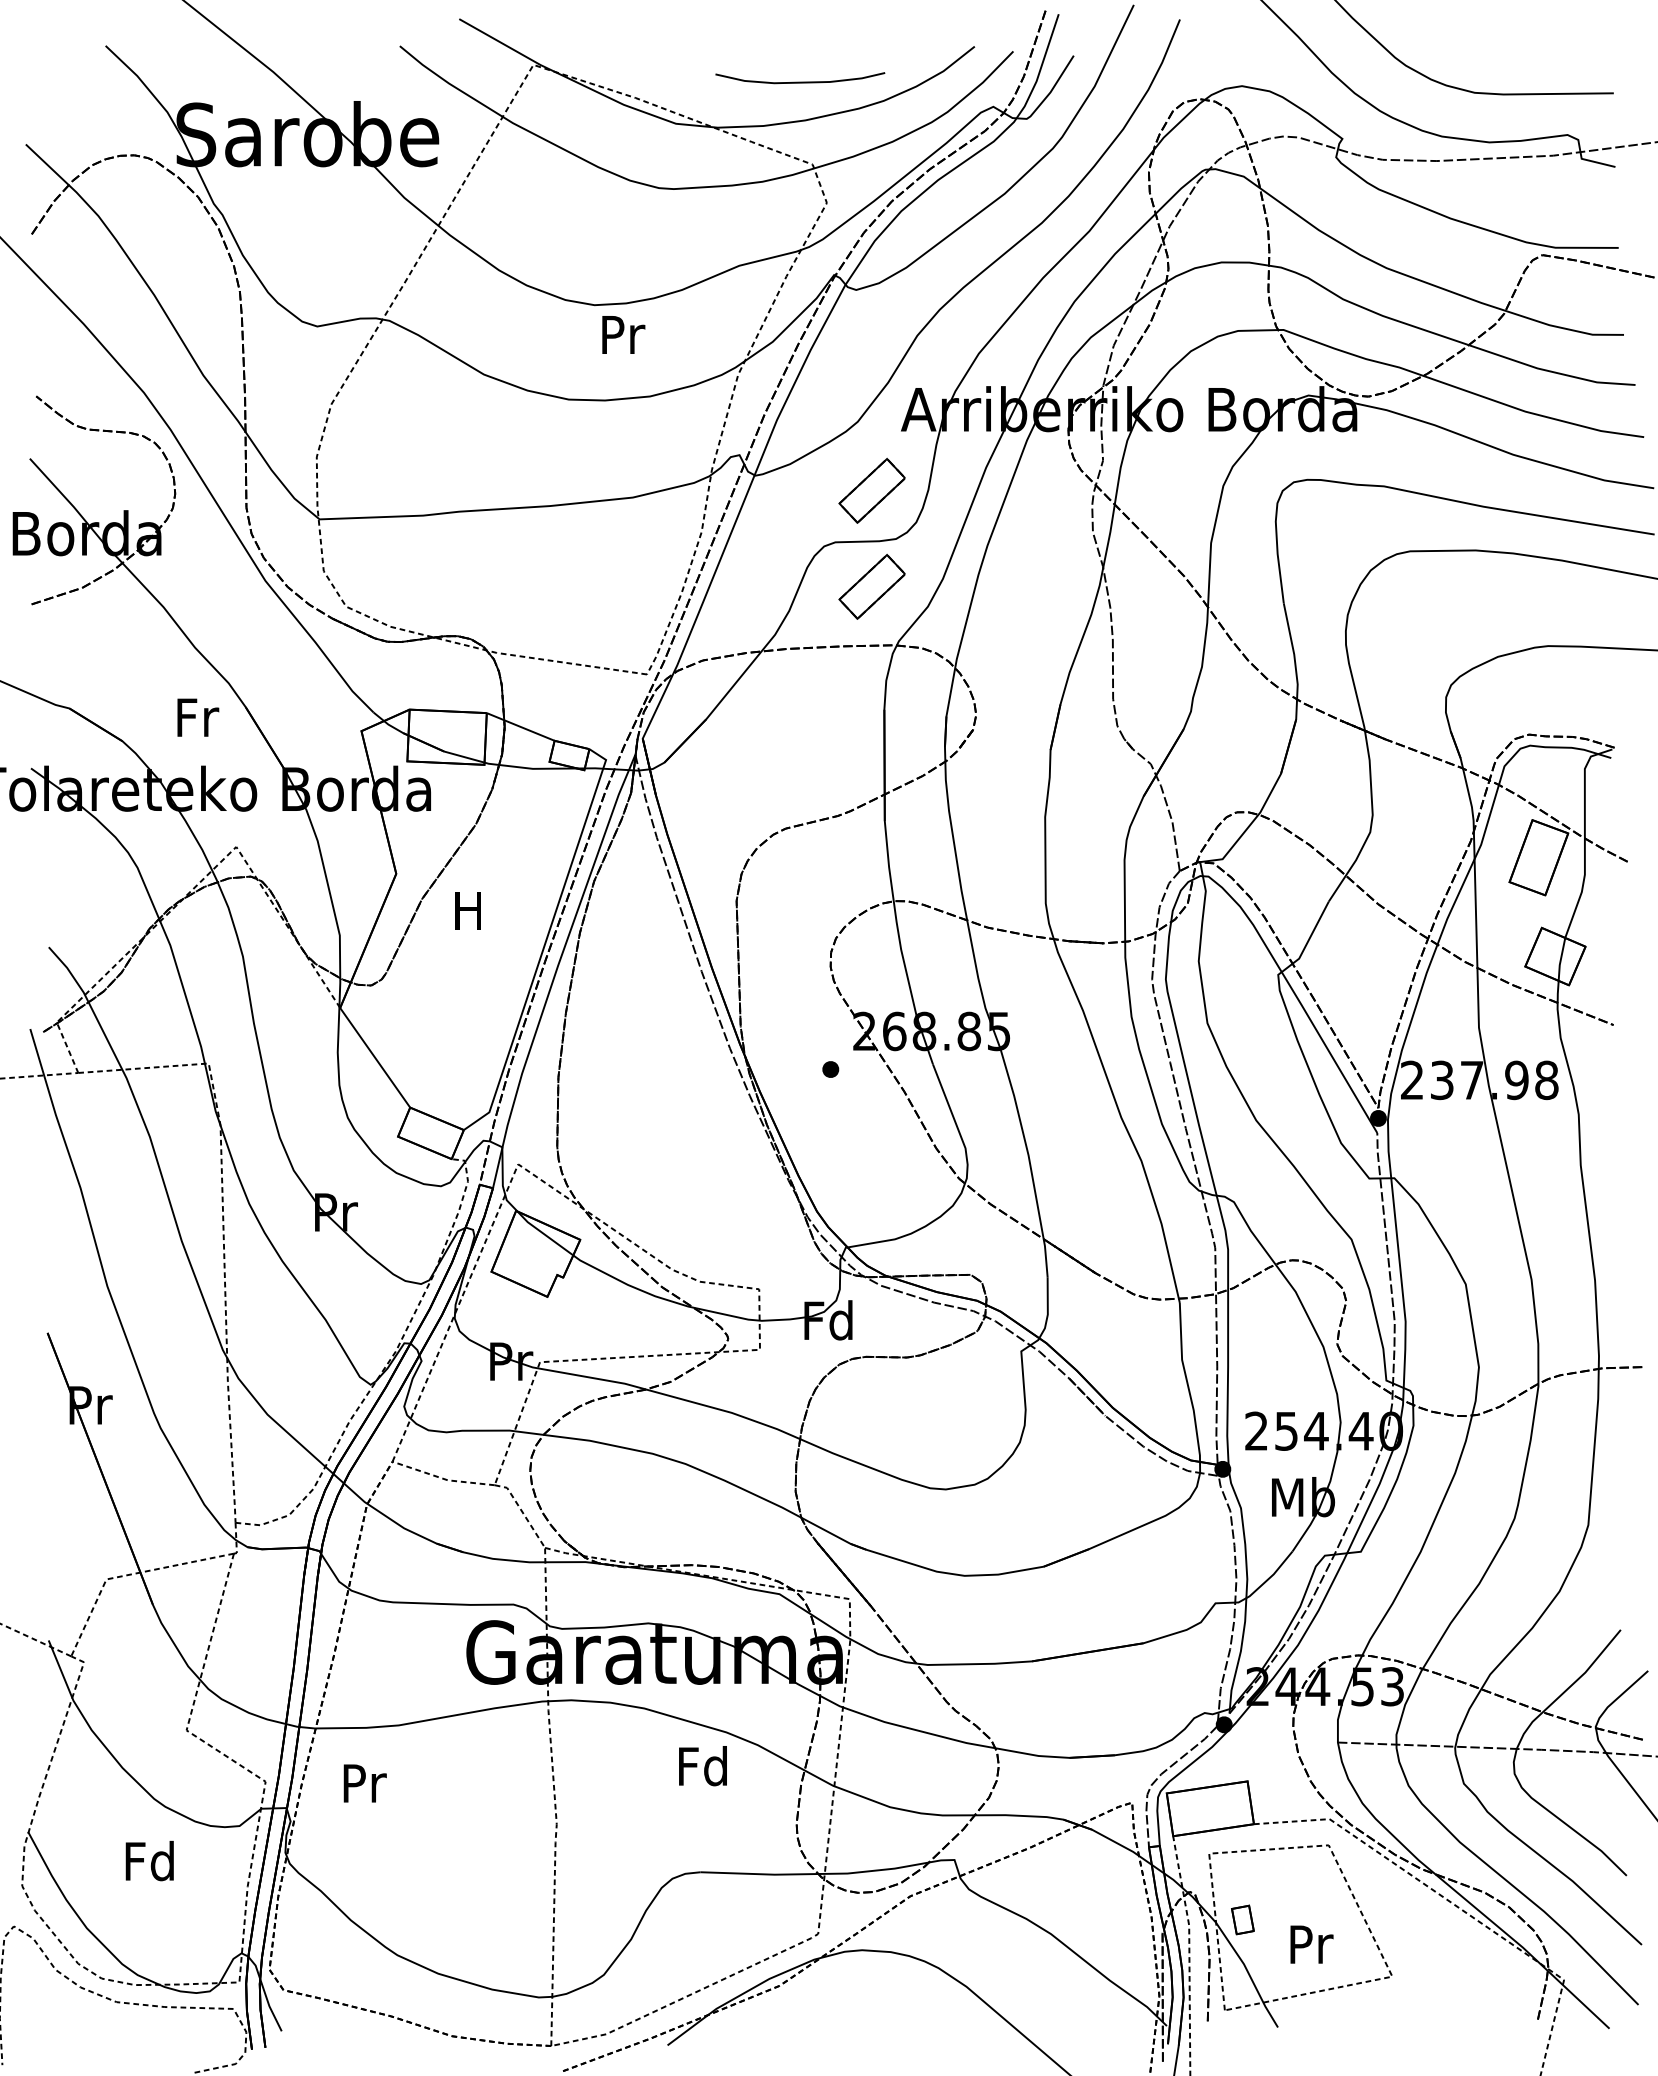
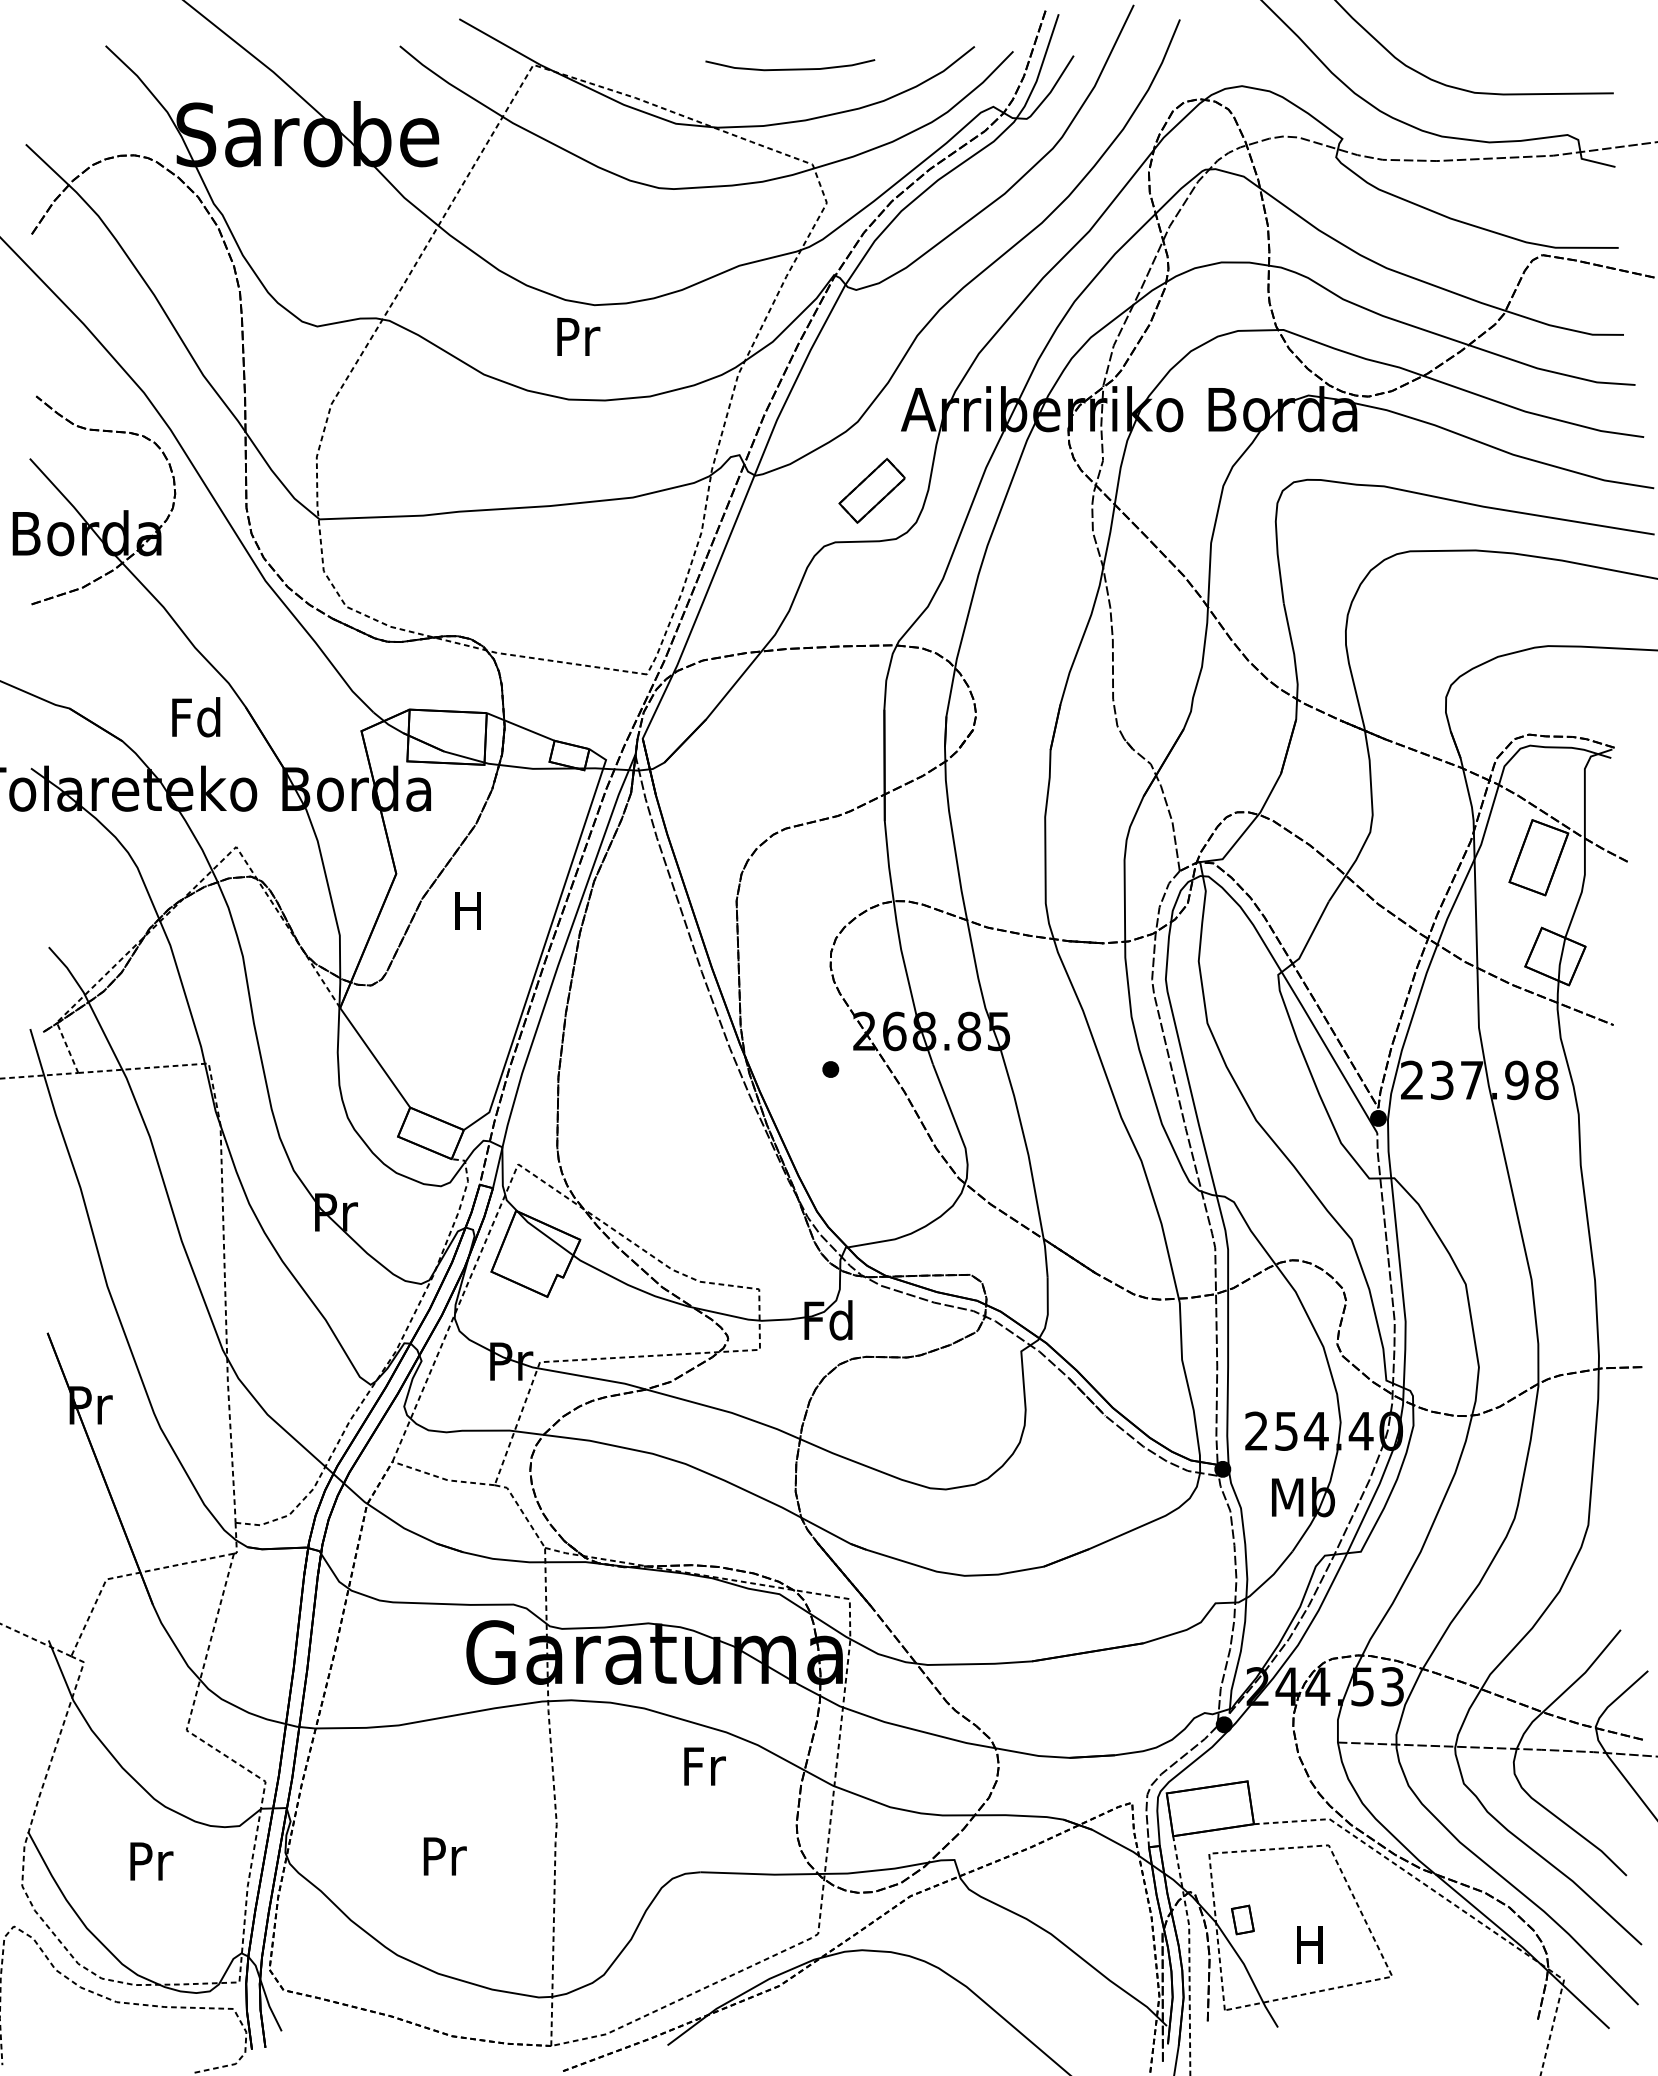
curve position: (800, 81) -> (790, 68) (790, 68)
text position: (623, 334) -> (578, 336) (578, 336)
part: present -> none (871, 586)
text: Fr -> Fd (196, 717)
text: Fd -> Fr (702, 1766)
text position: (364, 1783) -> (444, 1856) (444, 1856)
text: Fd -> Pr (149, 1860)
text: Pr -> H (1311, 1944)
